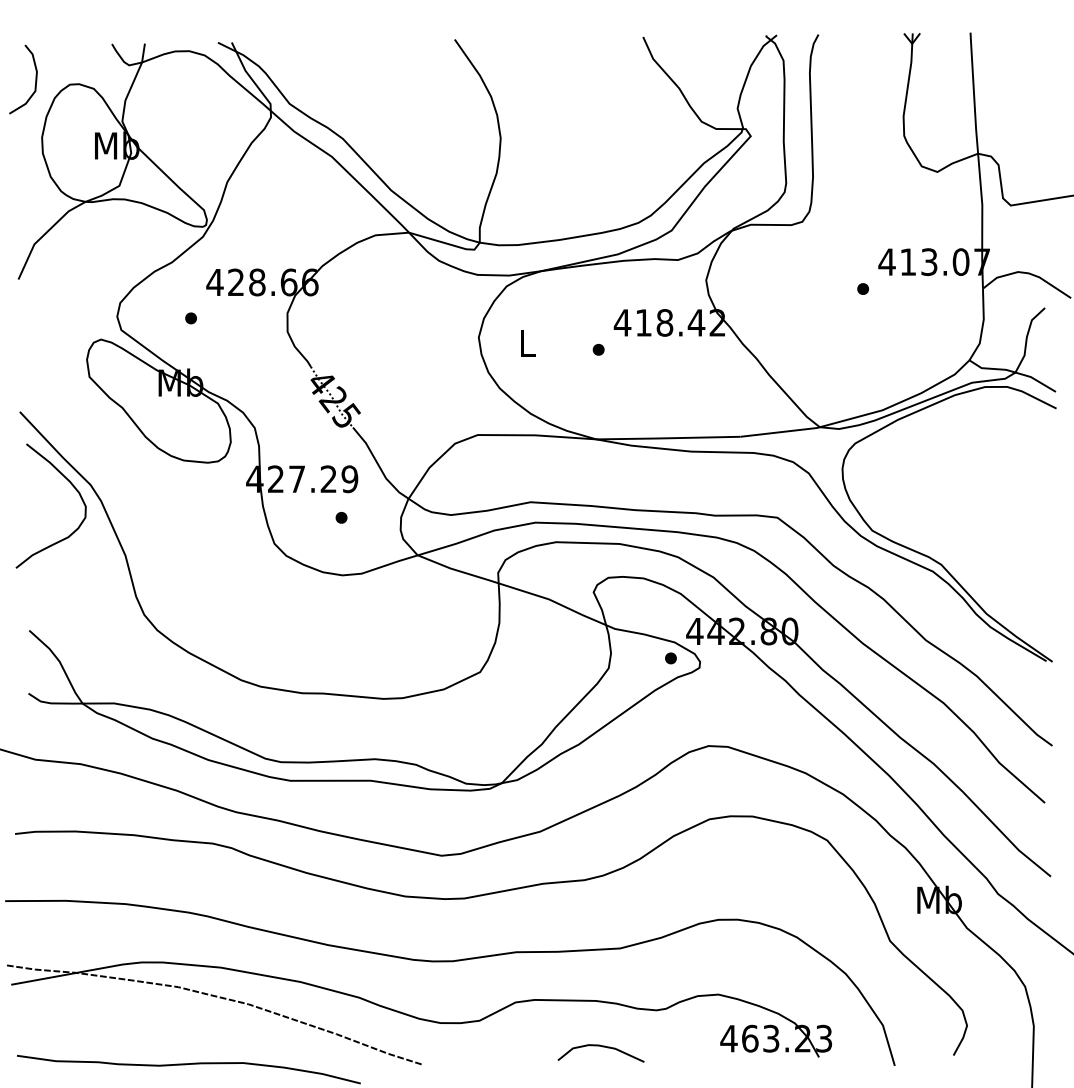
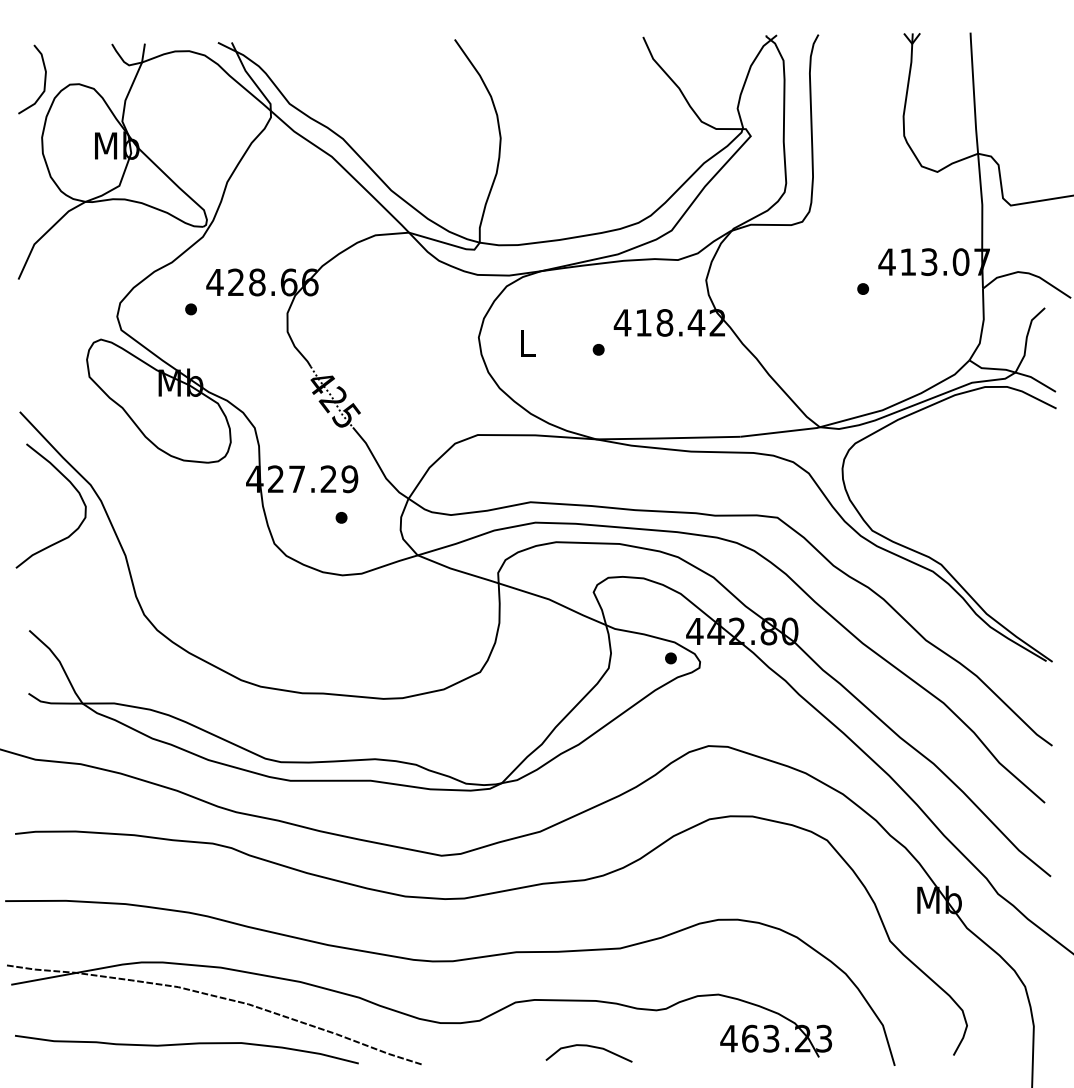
curve position: (35, 79) -> (44, 79) (44, 79)
part position: (190, 318) -> (190, 309) (190, 309)
curve position: (602, 1047) -> (590, 1047) (590, 1047)
curve position: (186, 1065) -> (184, 1045) (184, 1045)
